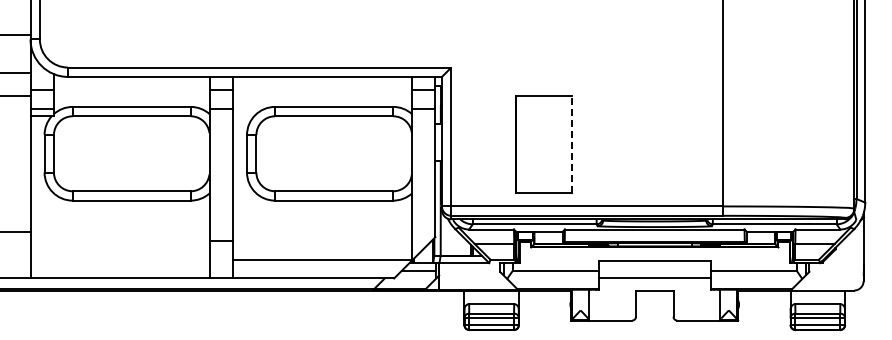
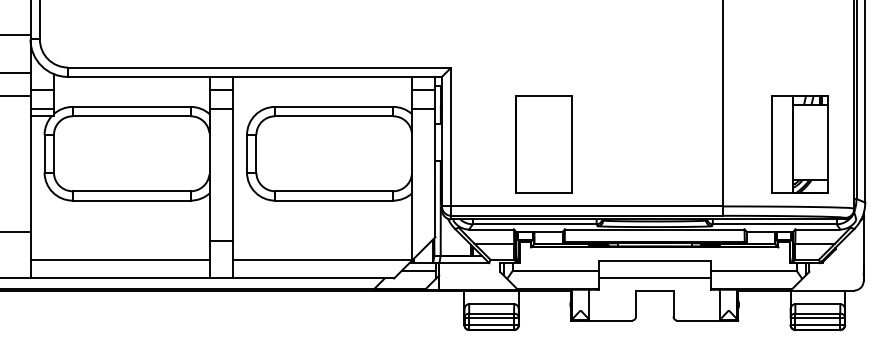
line: dashed -> solid (572, 144)
part: none -> present (799, 144)
line: none -> present (119, 259)
